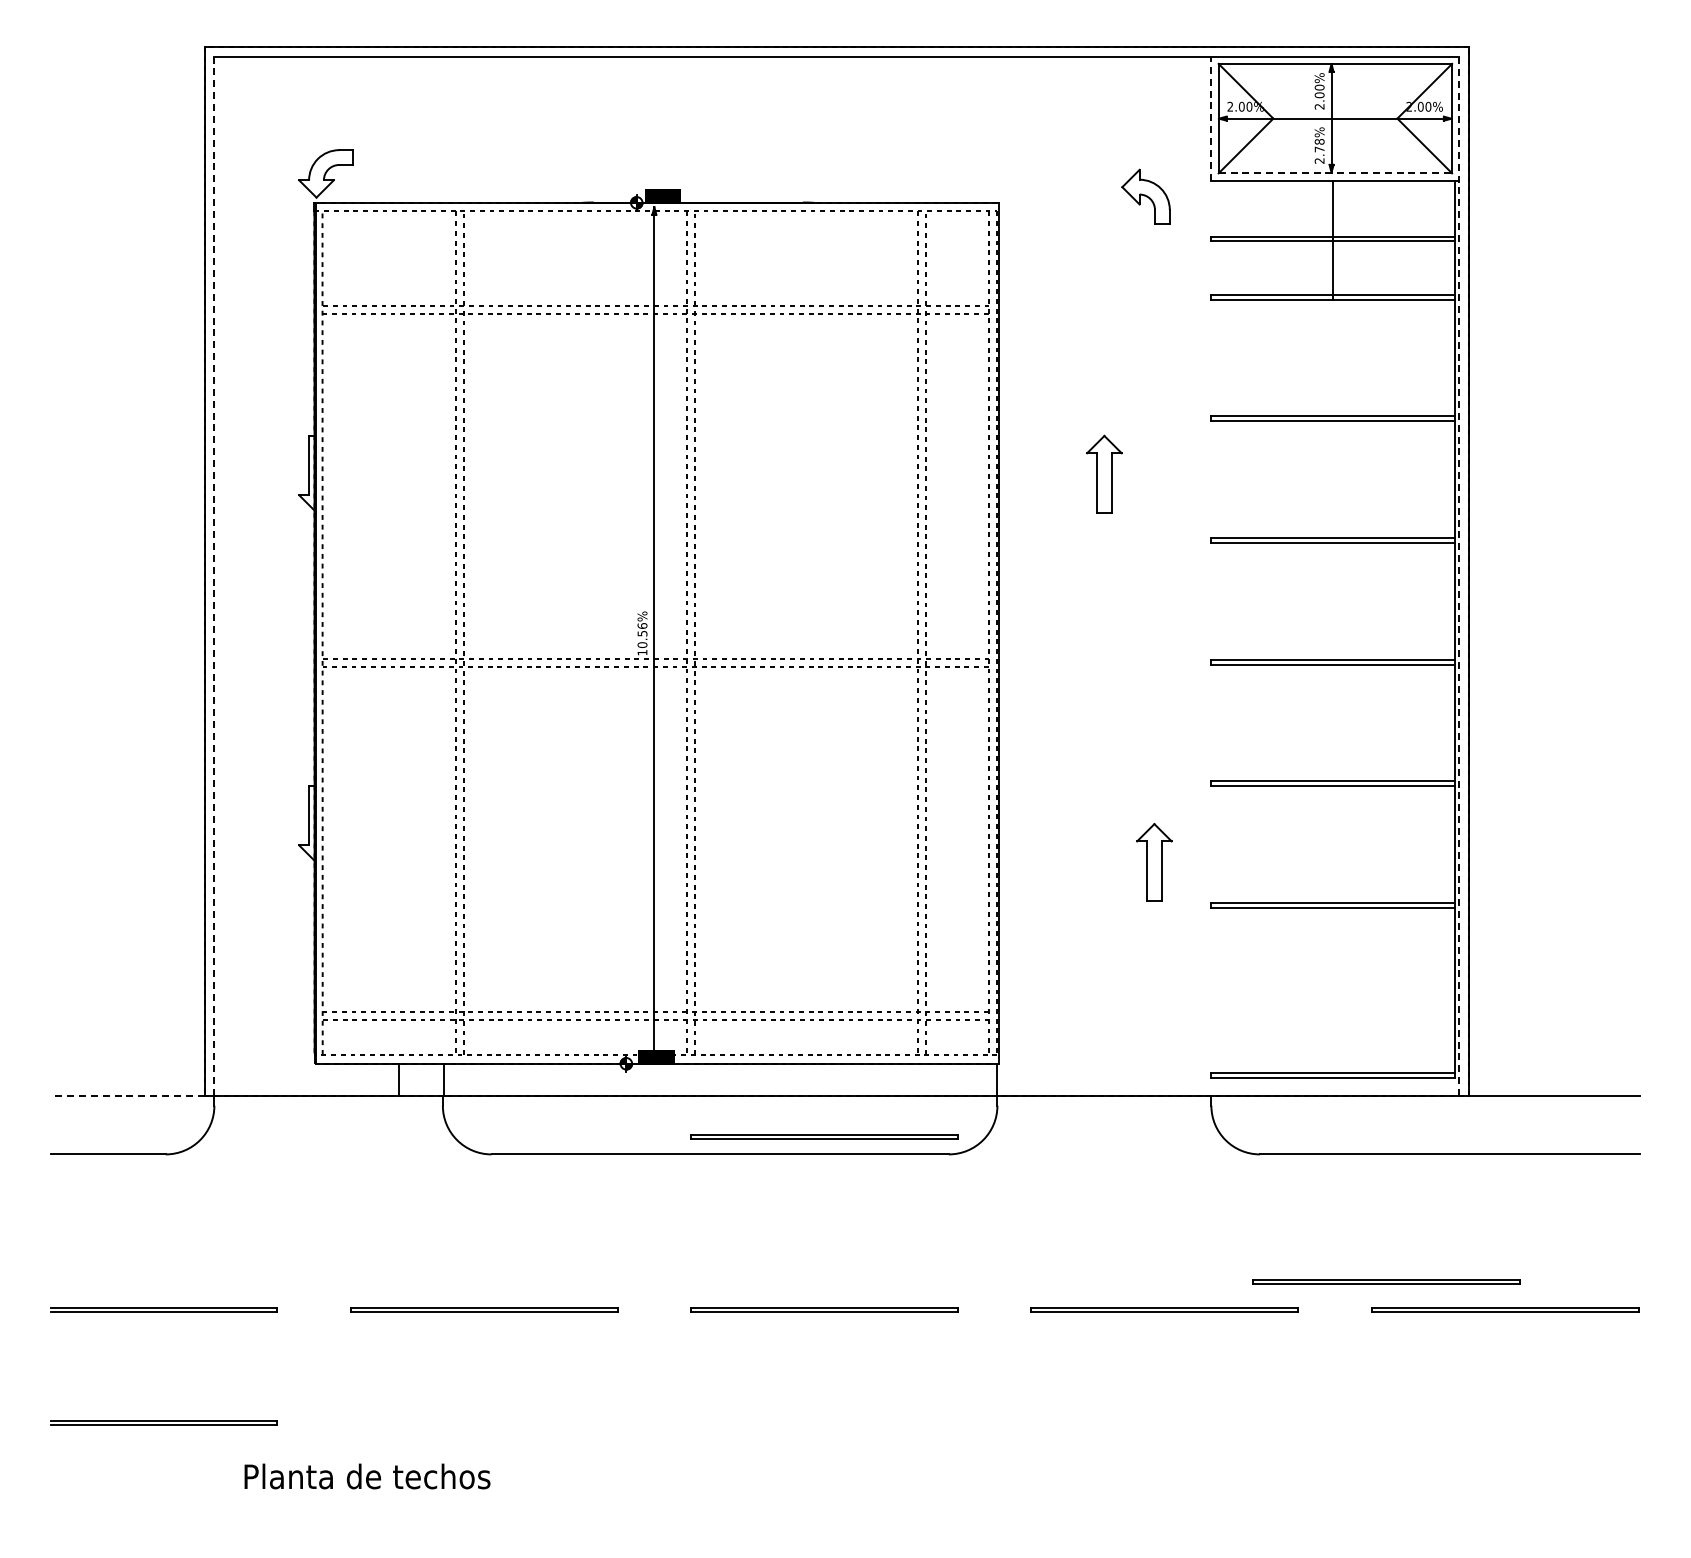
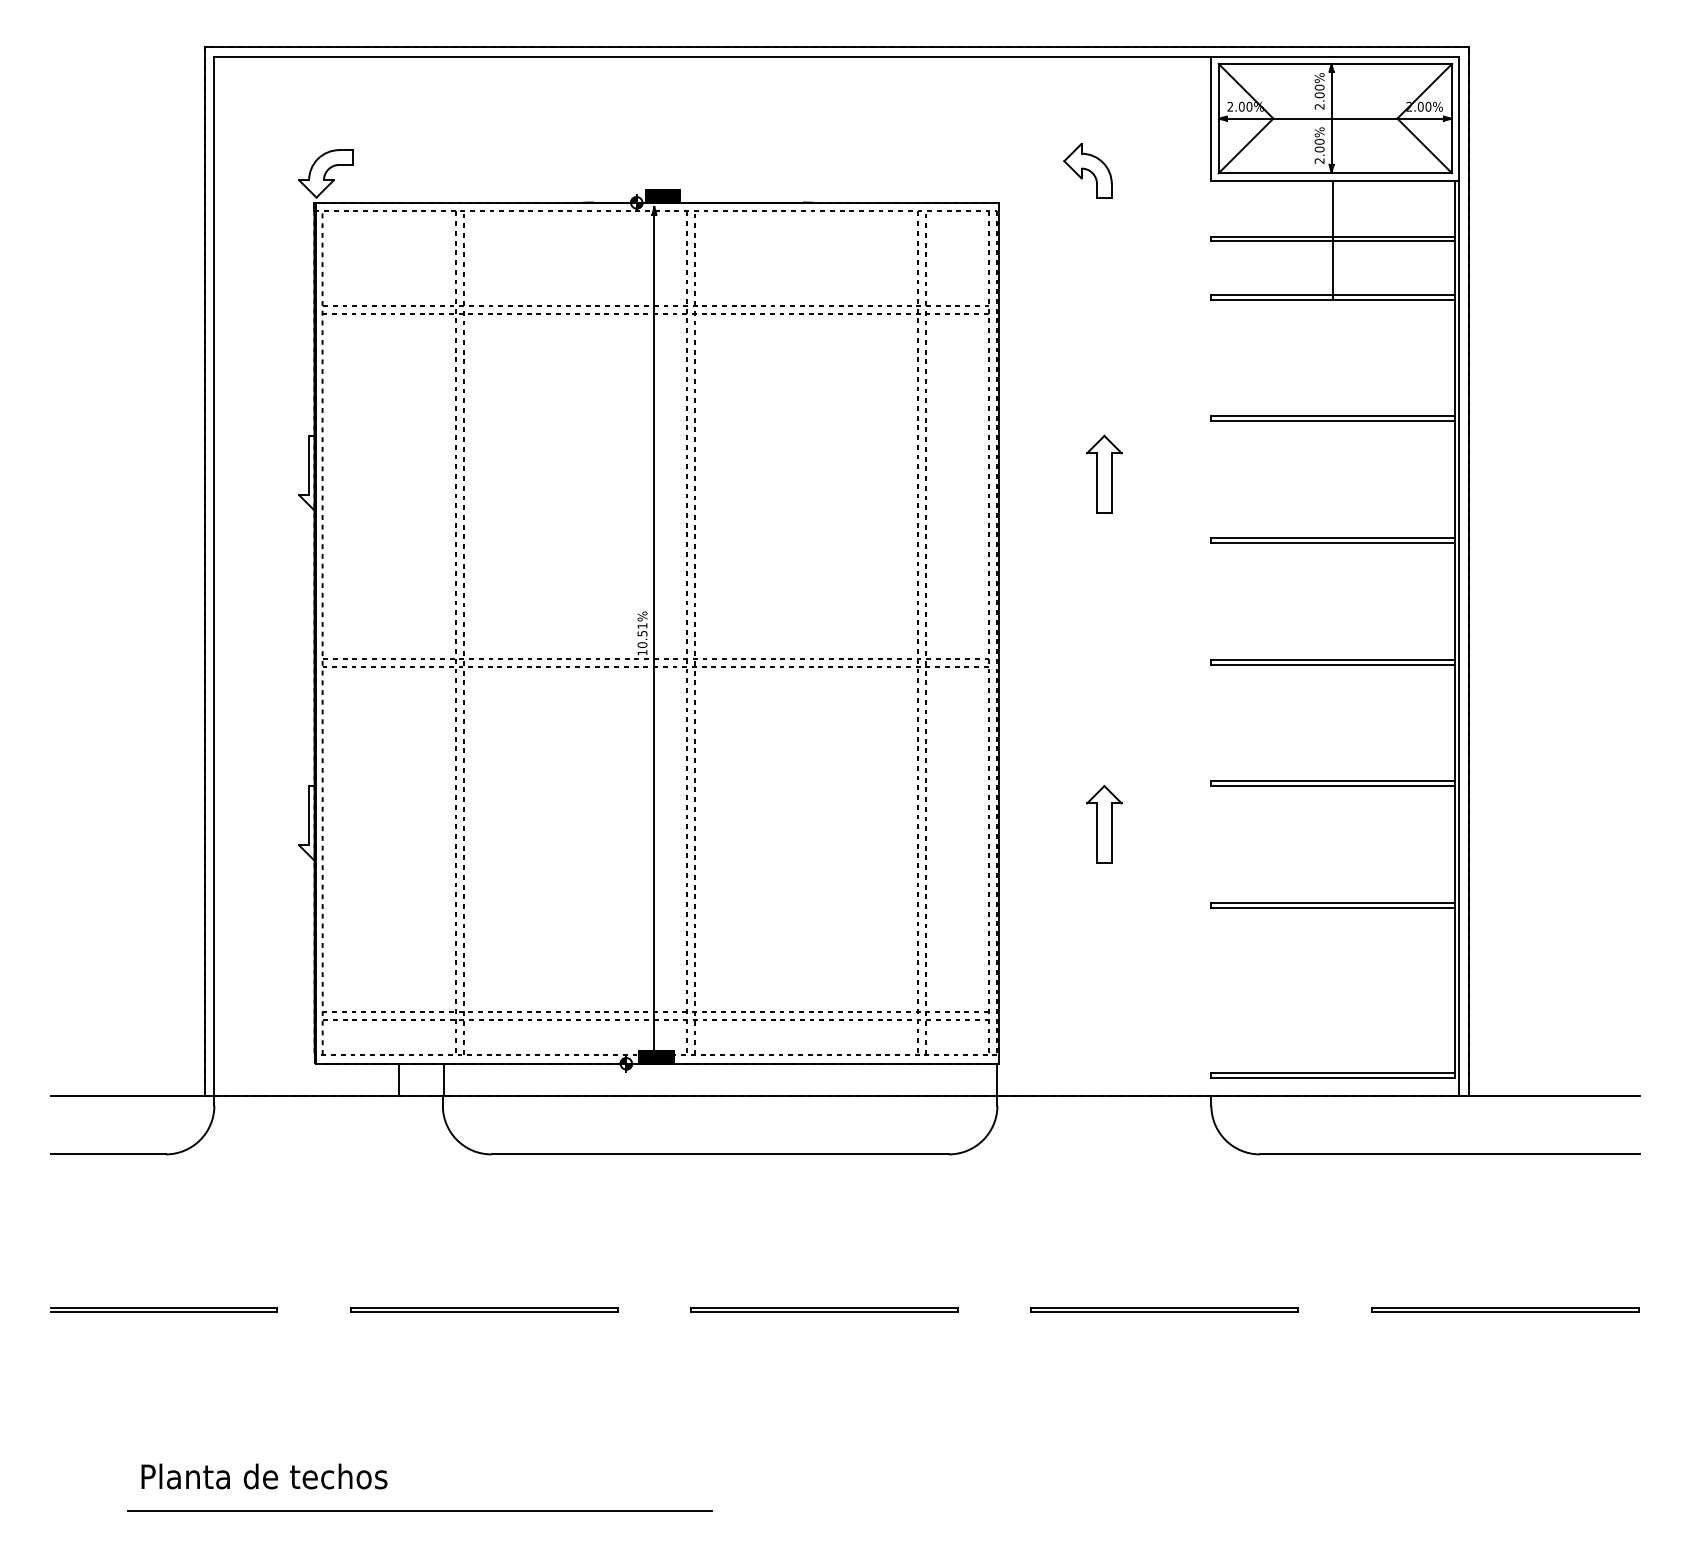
line: dashed -> solid (1211, 118)
text: 2.78% -> 2.00% (1319, 145)
line: dashed -> solid (1335, 173)
part position: (1145, 196) -> (1087, 170) (1087, 170)
line: dashed -> solid (214, 576)
line: dashed -> solid (1459, 576)
text: 10.56% -> 10.51% (642, 625)
part position: (1154, 862) -> (1104, 824) (1104, 824)
line: dashed -> solid (127, 1096)
part: present -> none (824, 1136)
part: present -> none (1386, 1281)
part: present -> none (163, 1422)
text position: (367, 1476) -> (264, 1476) (264, 1476)
line: none -> present (419, 1511)
